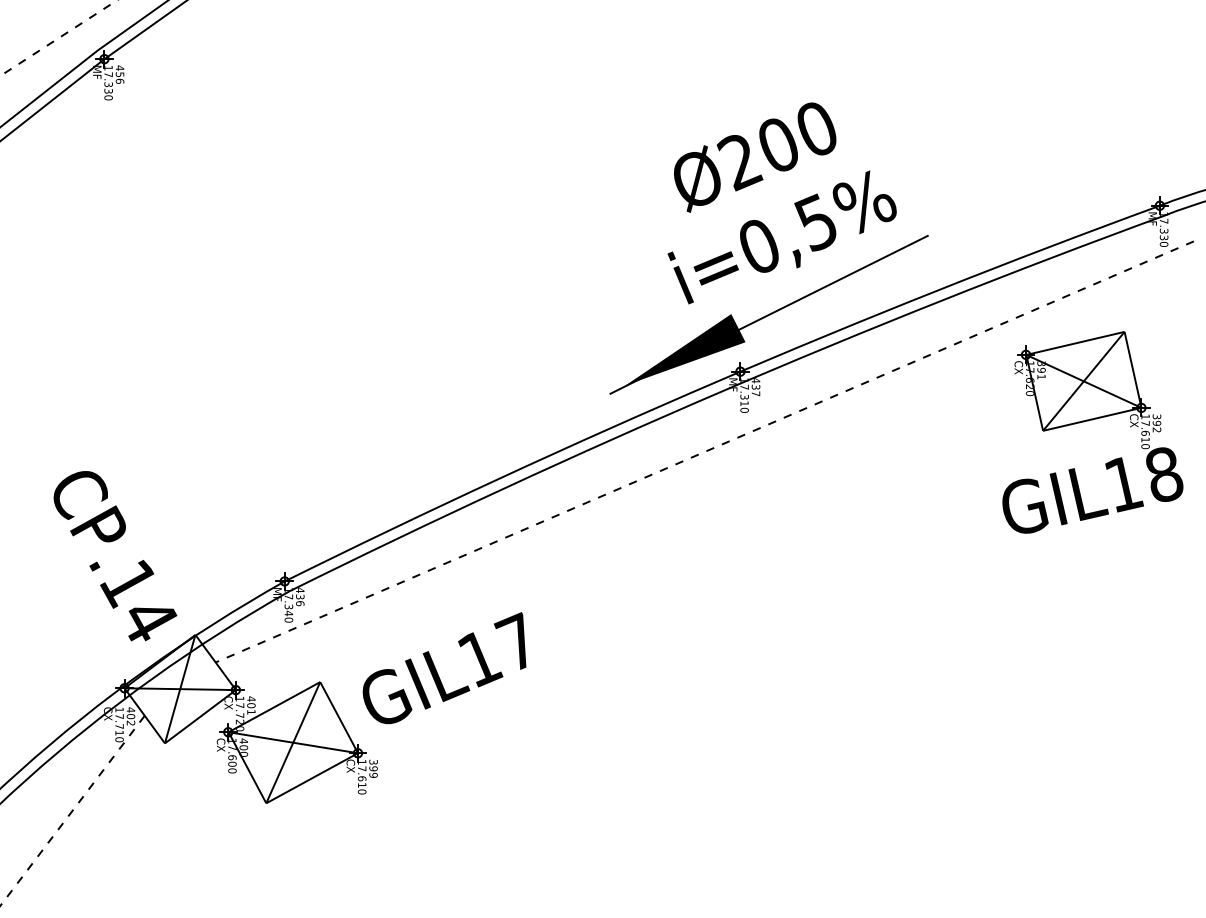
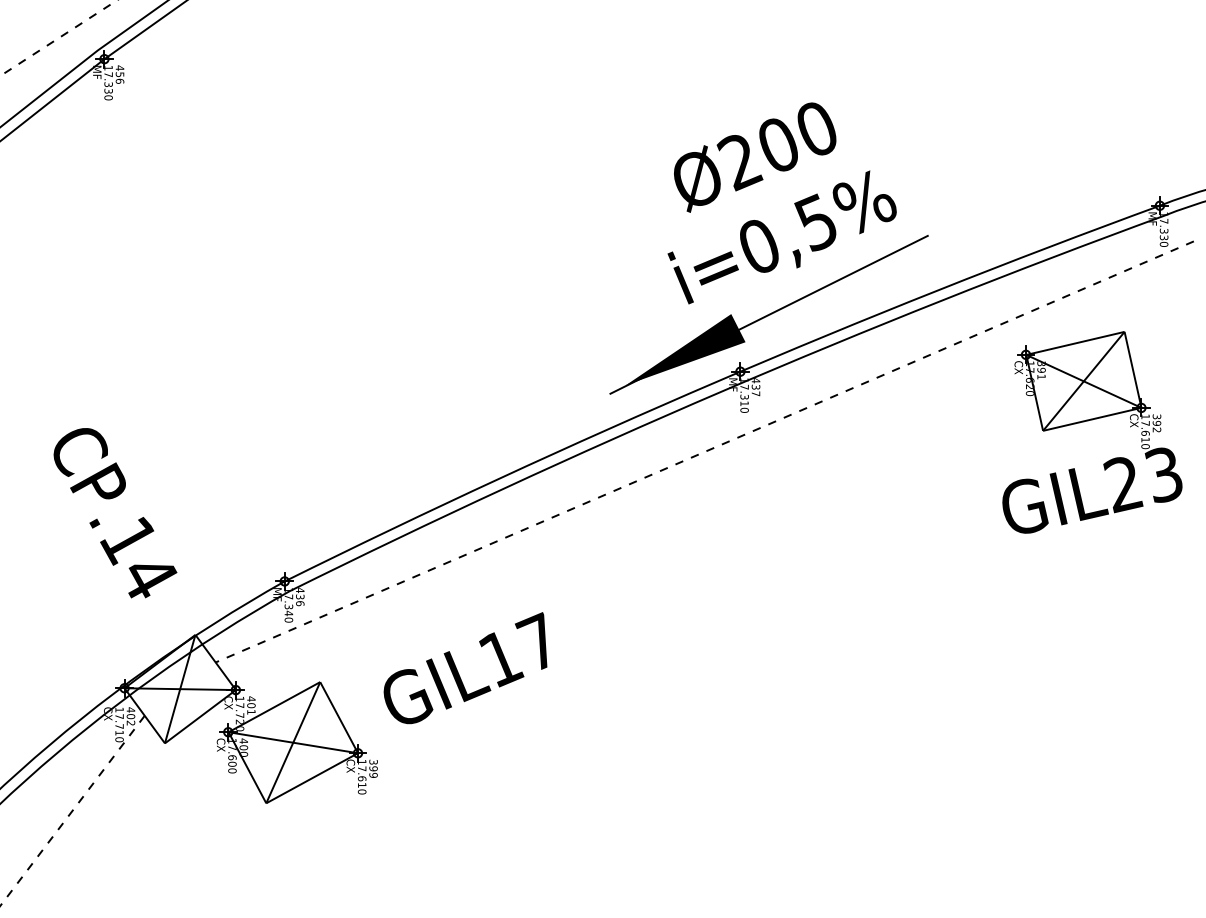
text: GIL18 -> GIL23 (1143, 480)
text position: (115, 556) -> (115, 513) (115, 513)
text position: (444, 668) -> (465, 668) (465, 668)
